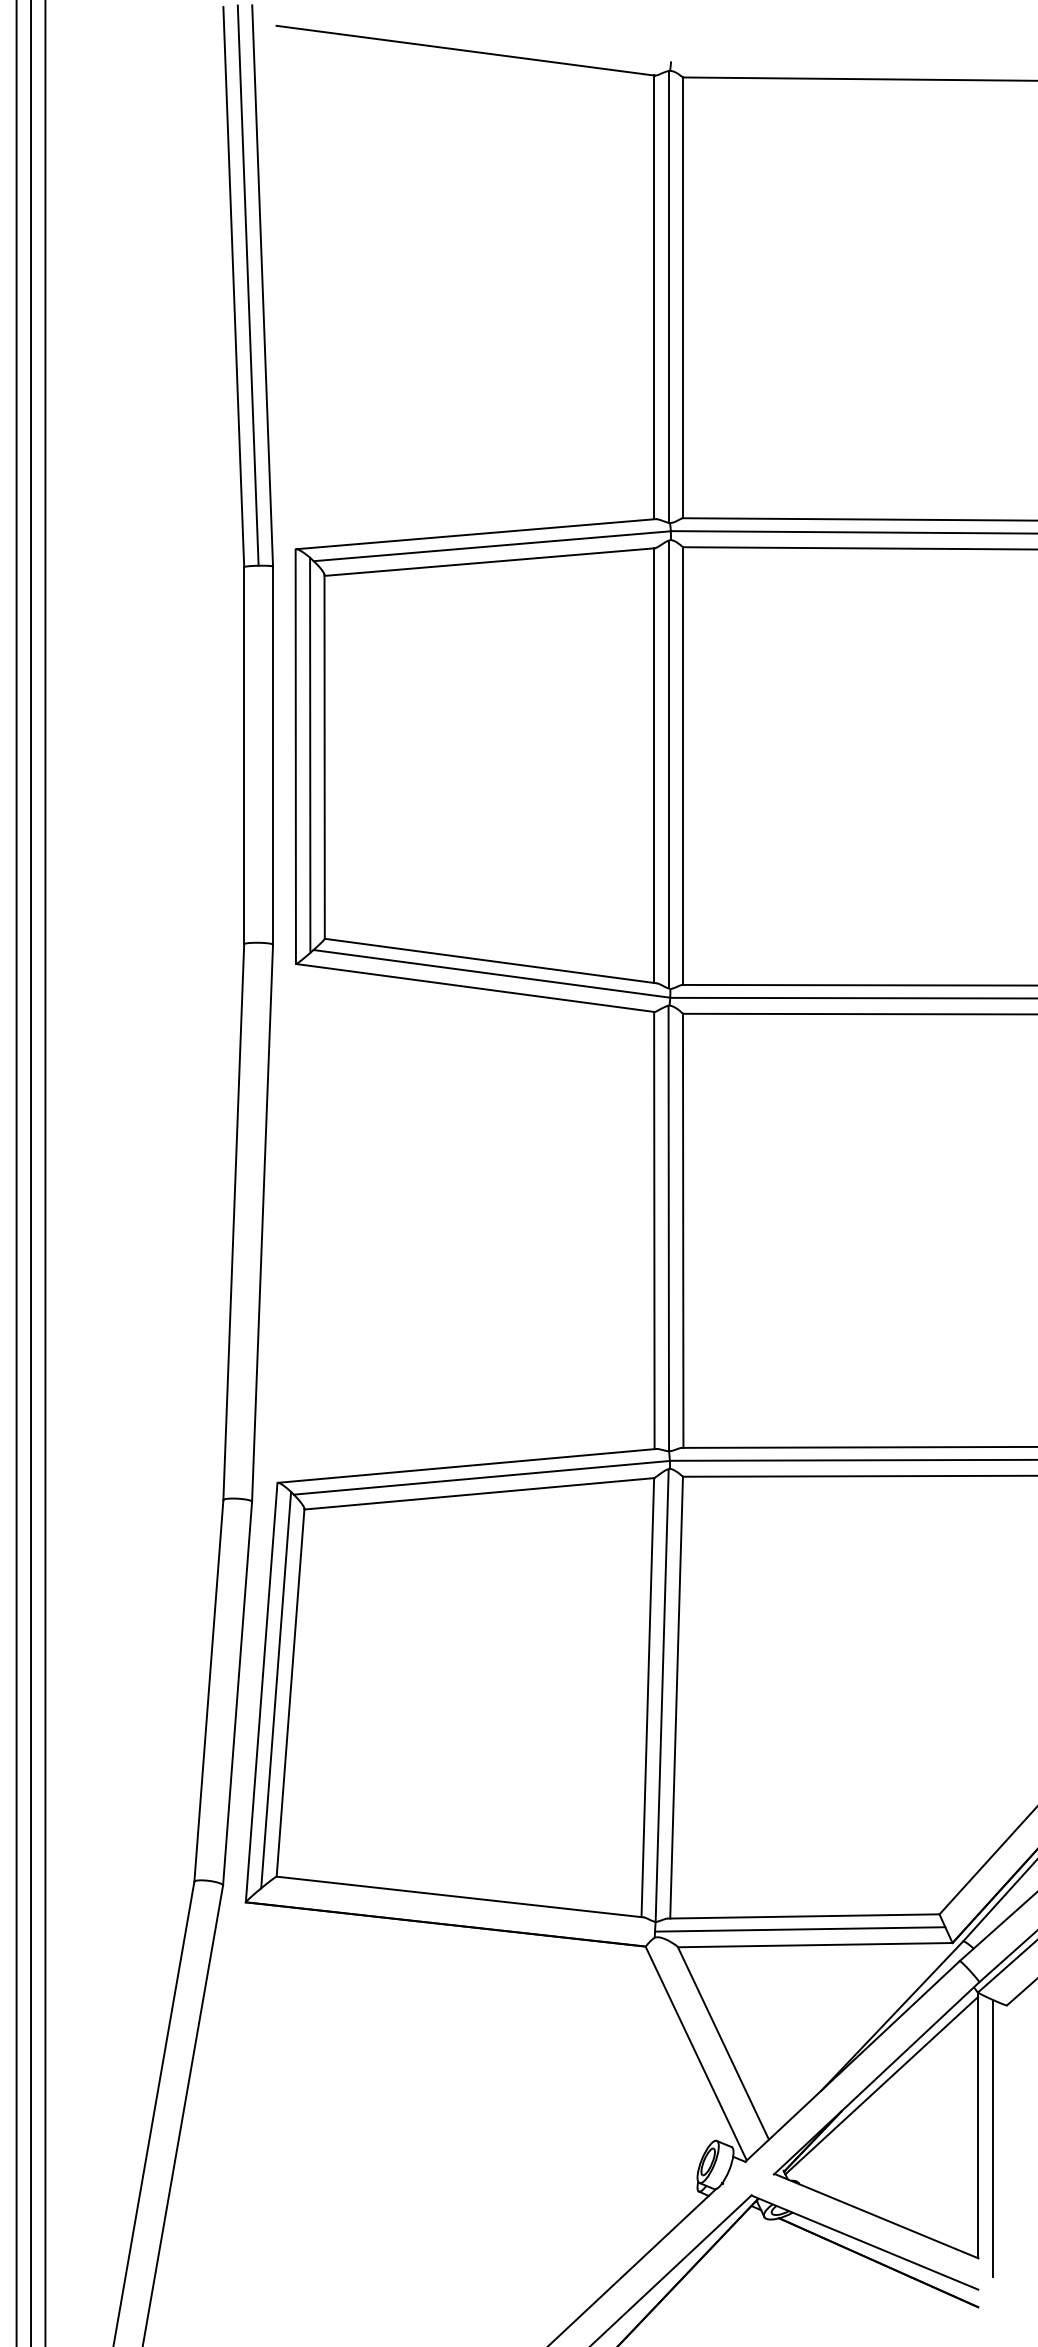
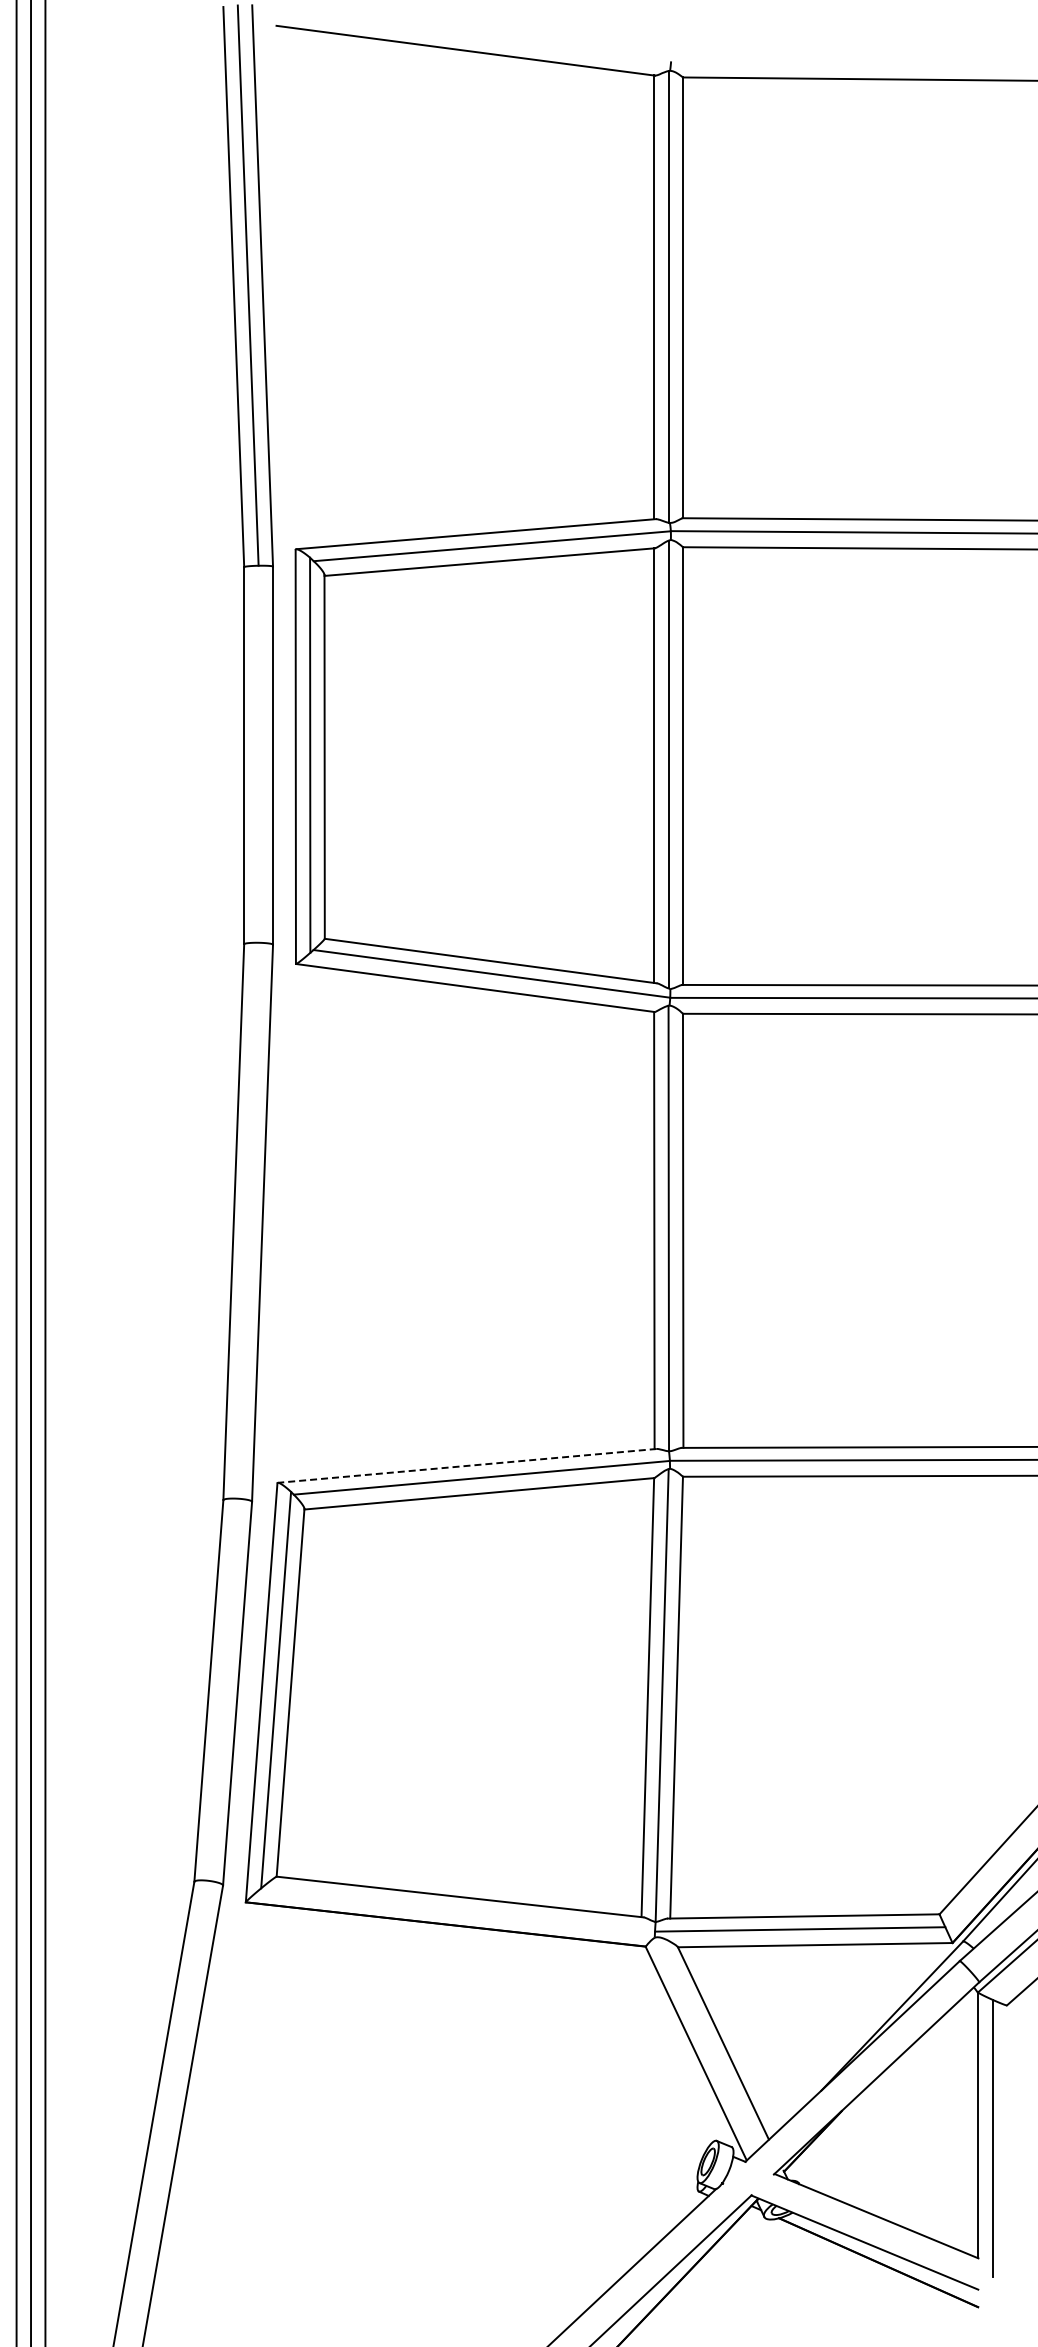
line: solid -> dashed (466, 1465)
line: present -> none (881, 2085)
